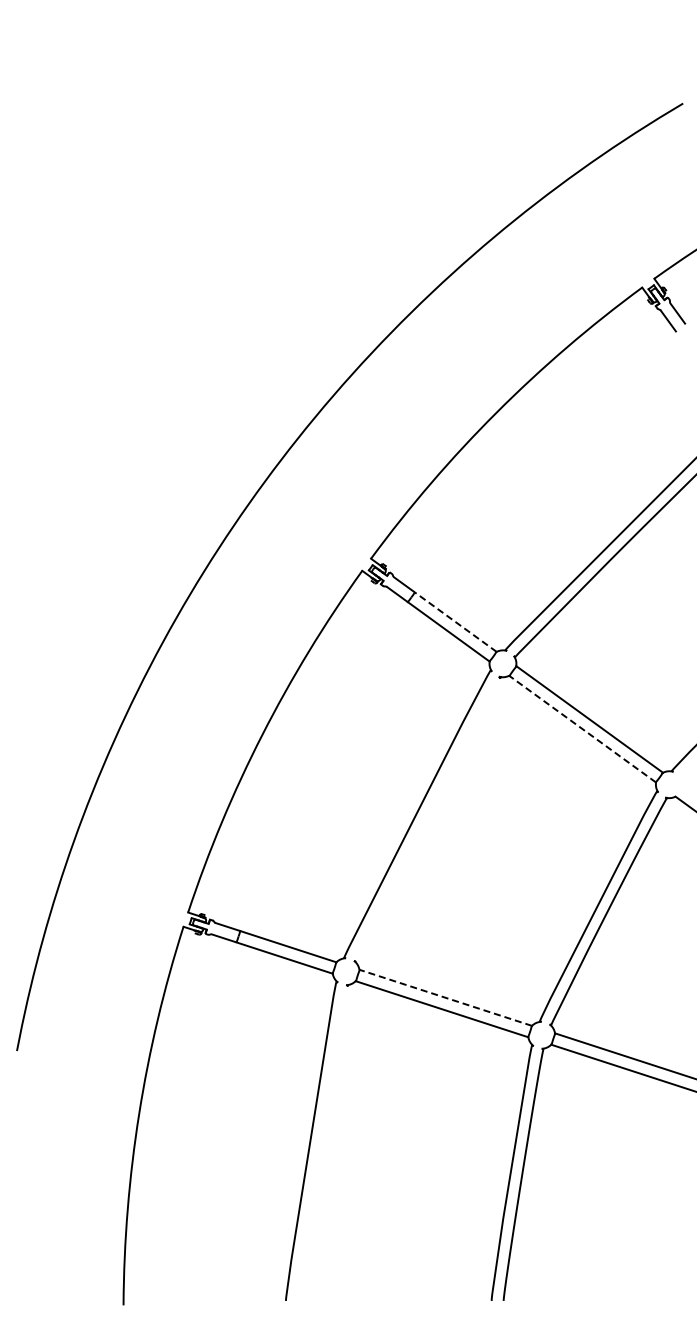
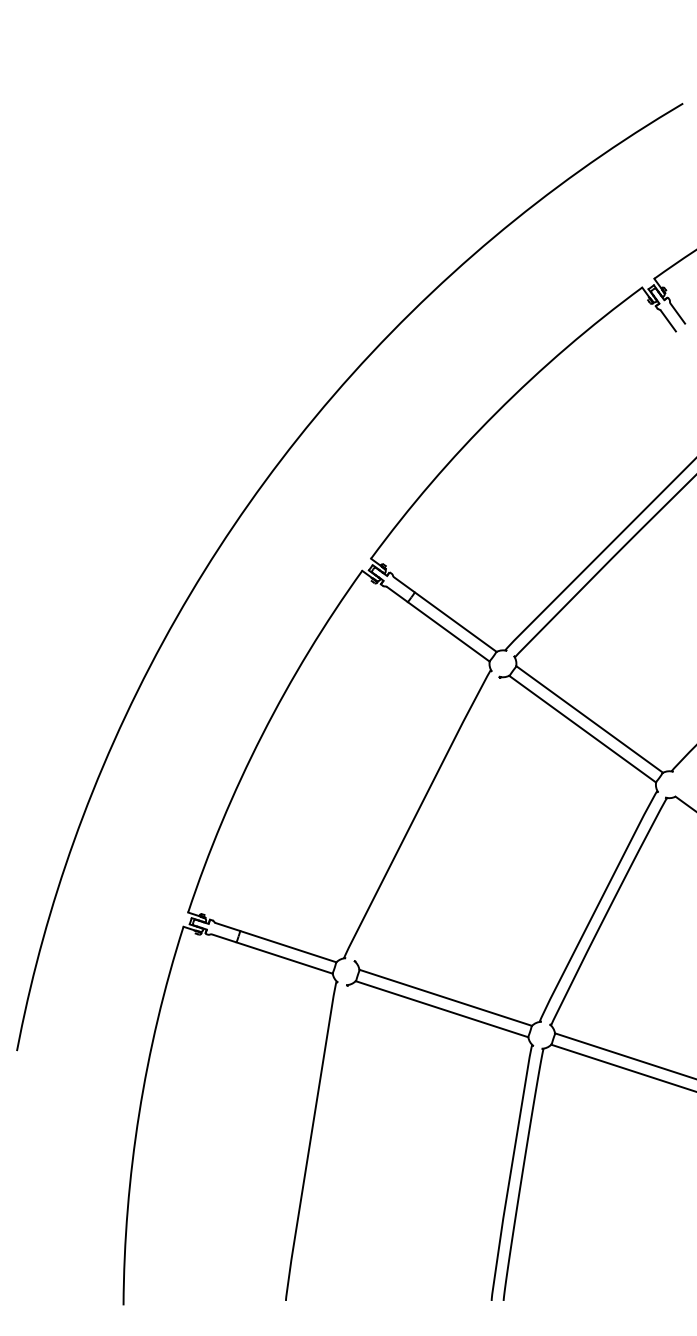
line: dashed -> solid (455, 622)
line: dashed -> solid (582, 729)
line: dashed -> solid (445, 997)
